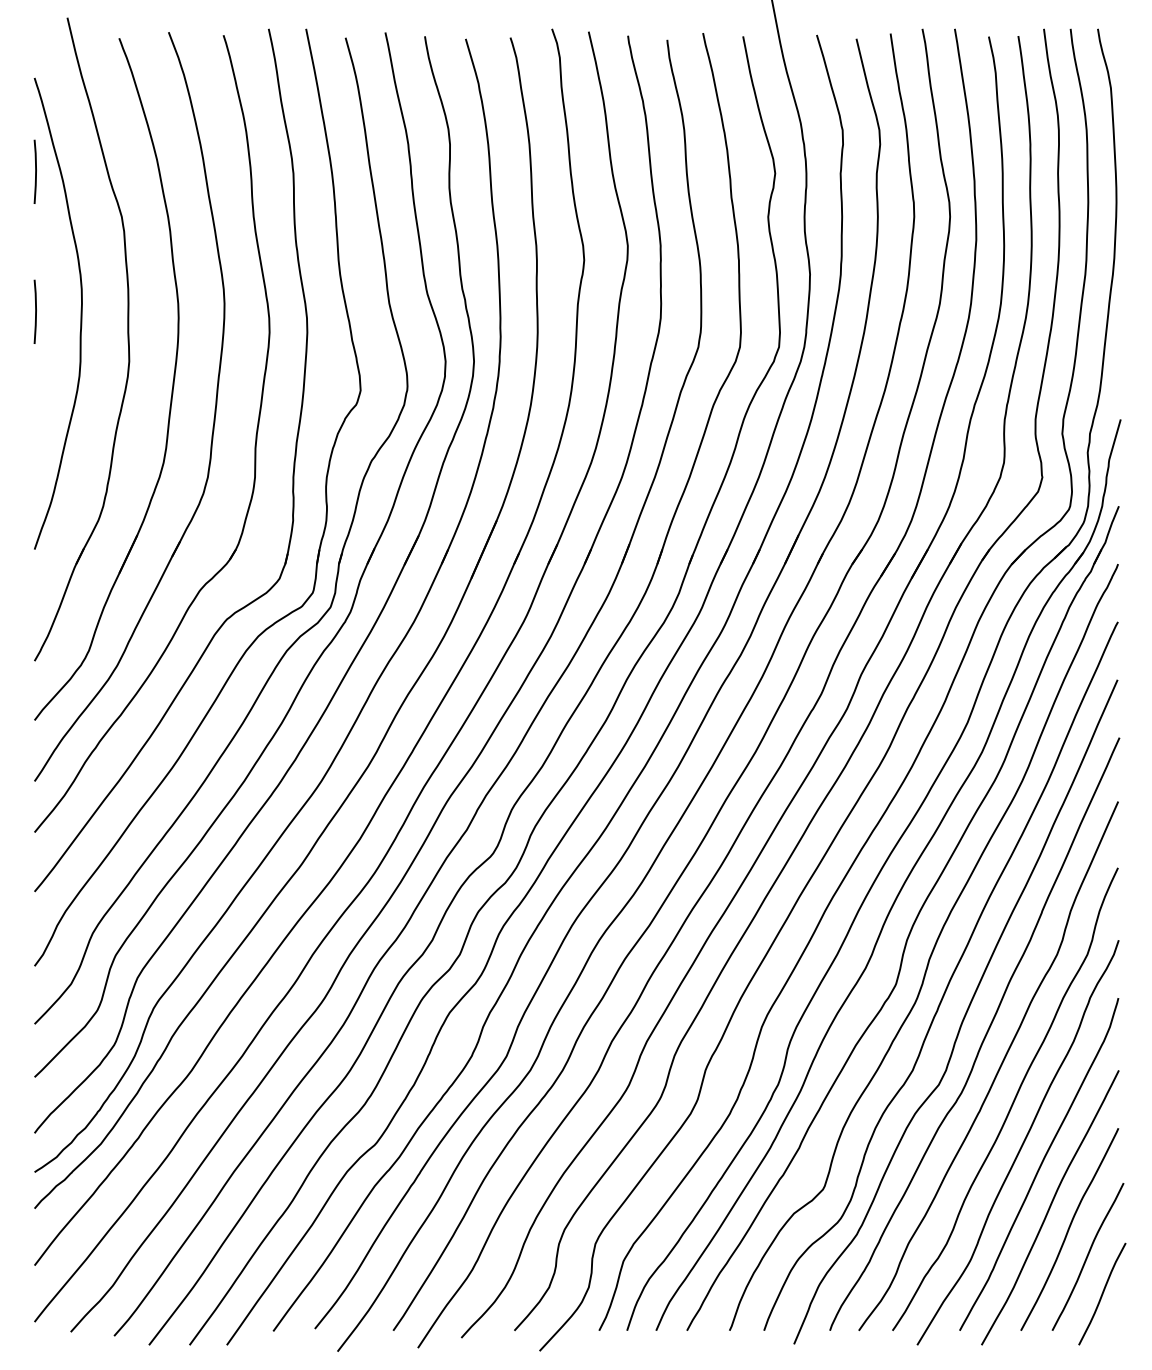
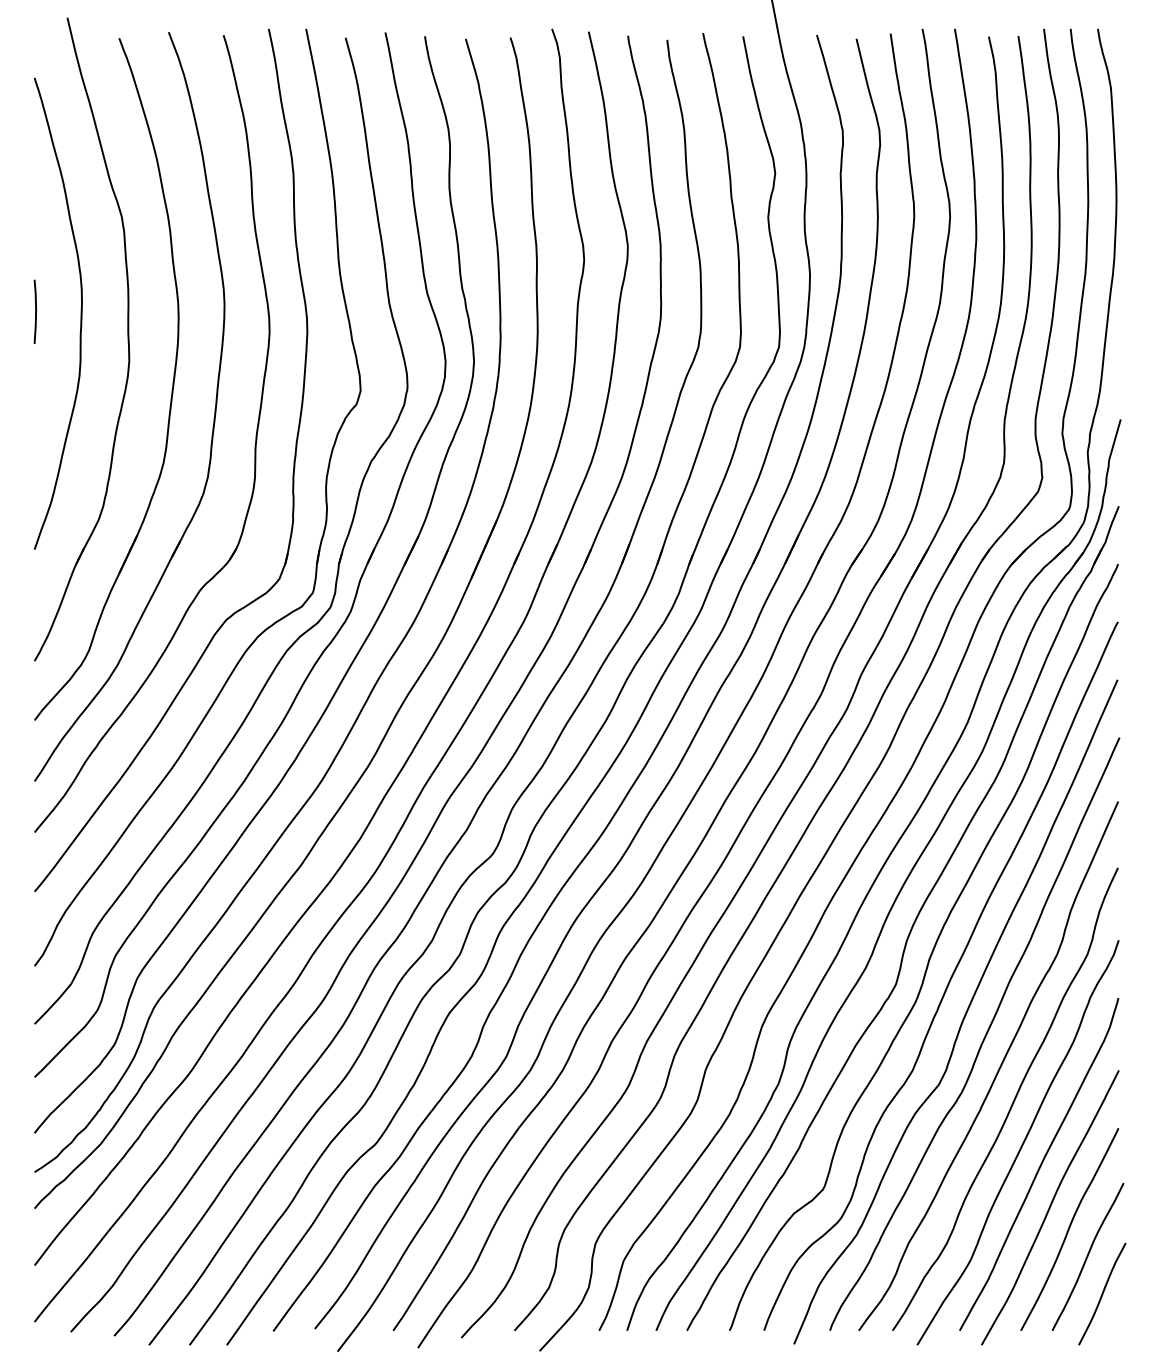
line: present -> none (35, 171)
